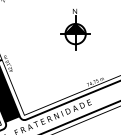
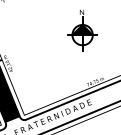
part position: (75, 29) -> (82, 30) (82, 30)
